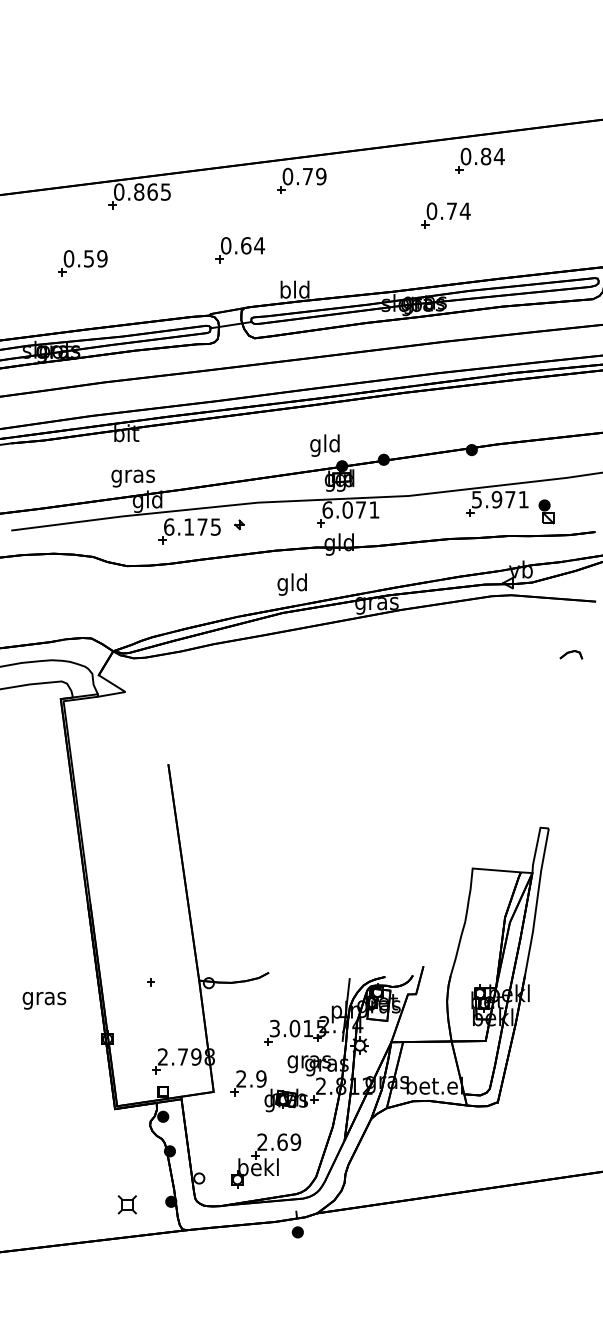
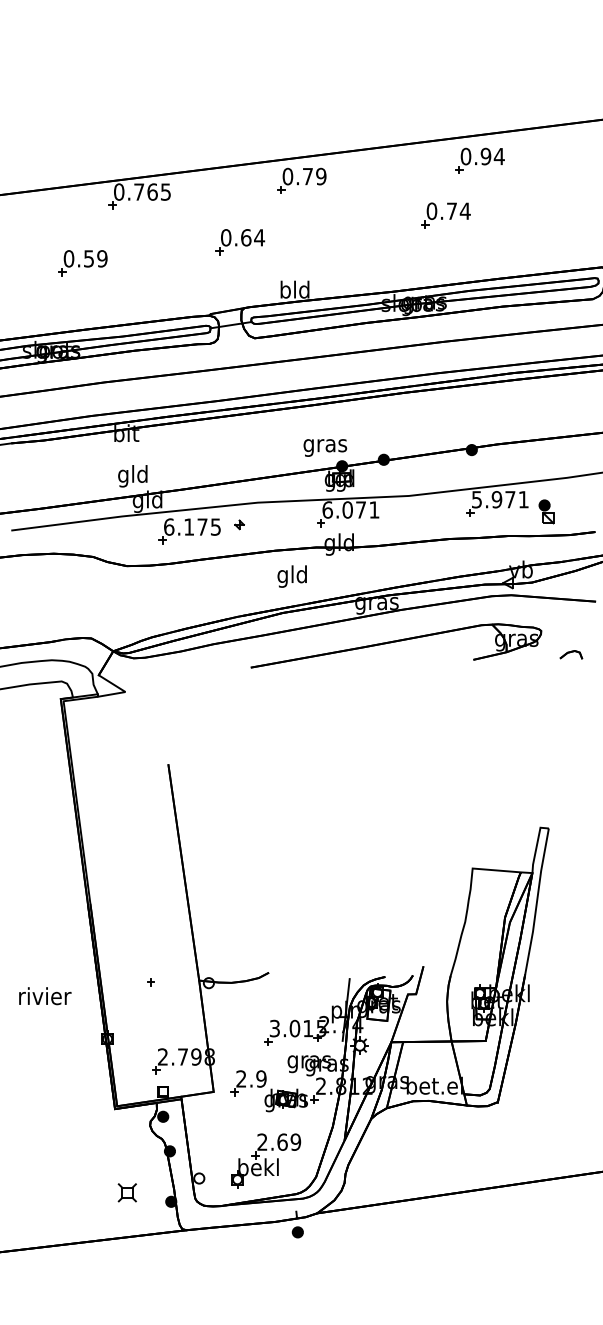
text: 0.84 -> 0.94 (485, 156)
text: 0.865 -> 0.765 (139, 191)
part position: (240, 250) -> (240, 242) (240, 242)
text: gld -> gras (325, 445)
text: gras -> gld (132, 476)
text position: (291, 584) -> (291, 576) (291, 576)
part: none -> present (396, 645)
text: gras -> rivier (45, 998)
part position: (126, 1204) -> (126, 1192) (126, 1192)
